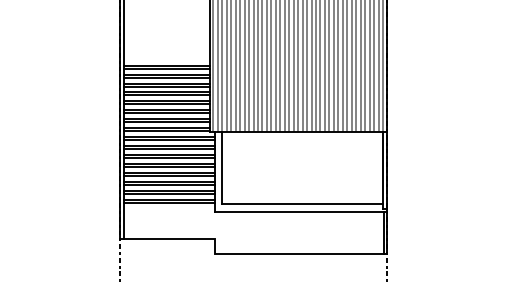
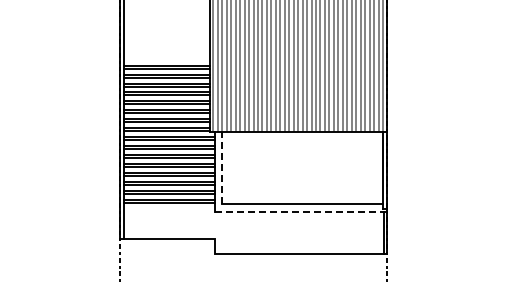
line: solid -> dashed (222, 167)
line: solid -> dashed (301, 211)
